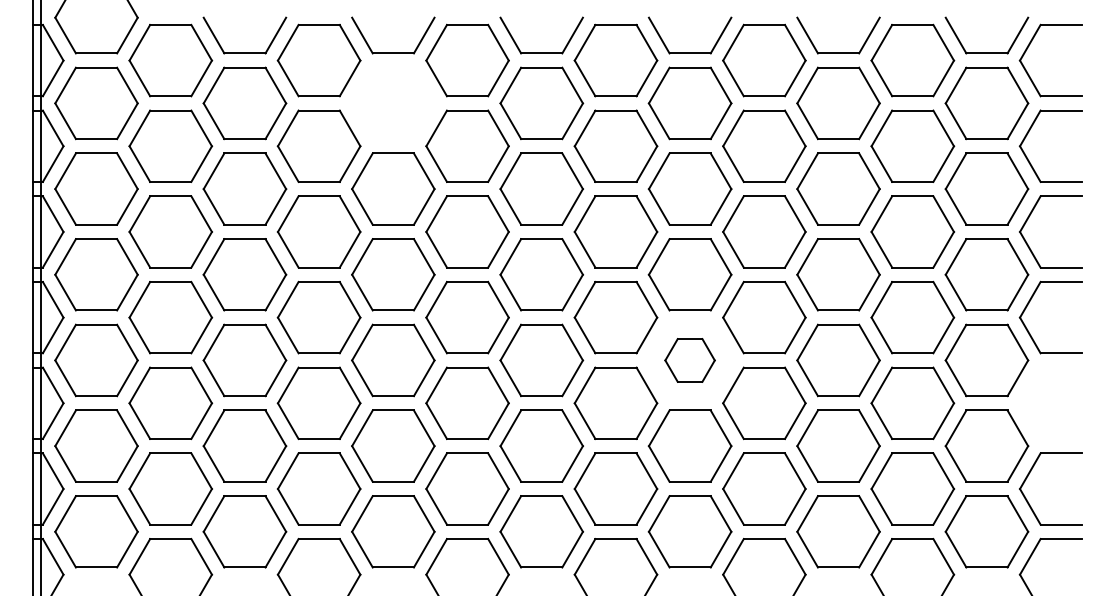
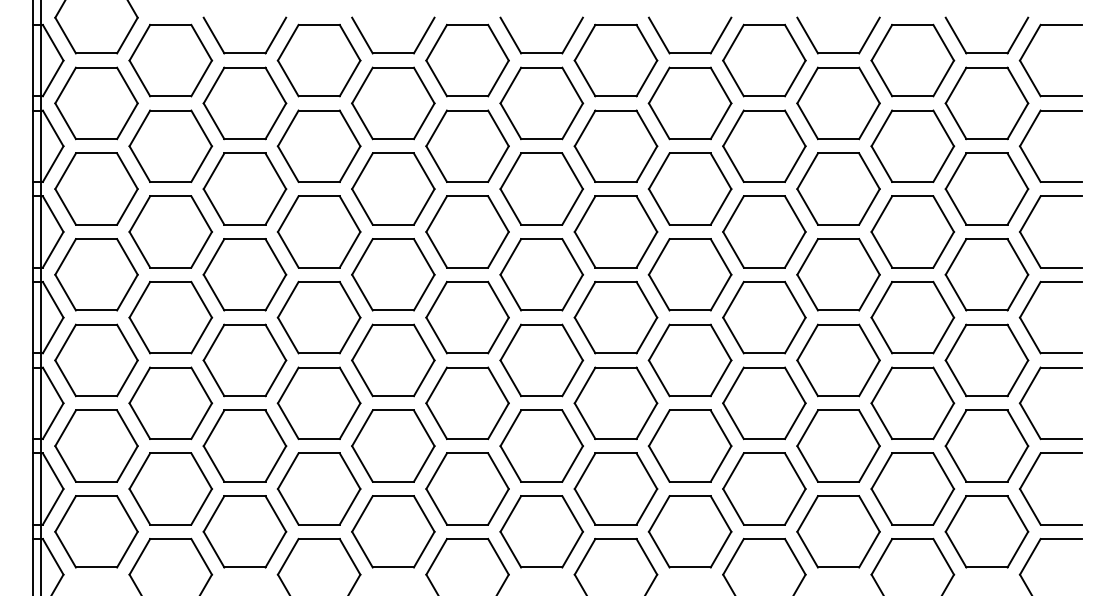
part: none -> present (393, 103)
part size: 52x45 px -> 86x75 px (689, 360)
part: none -> present (1029, 389)
